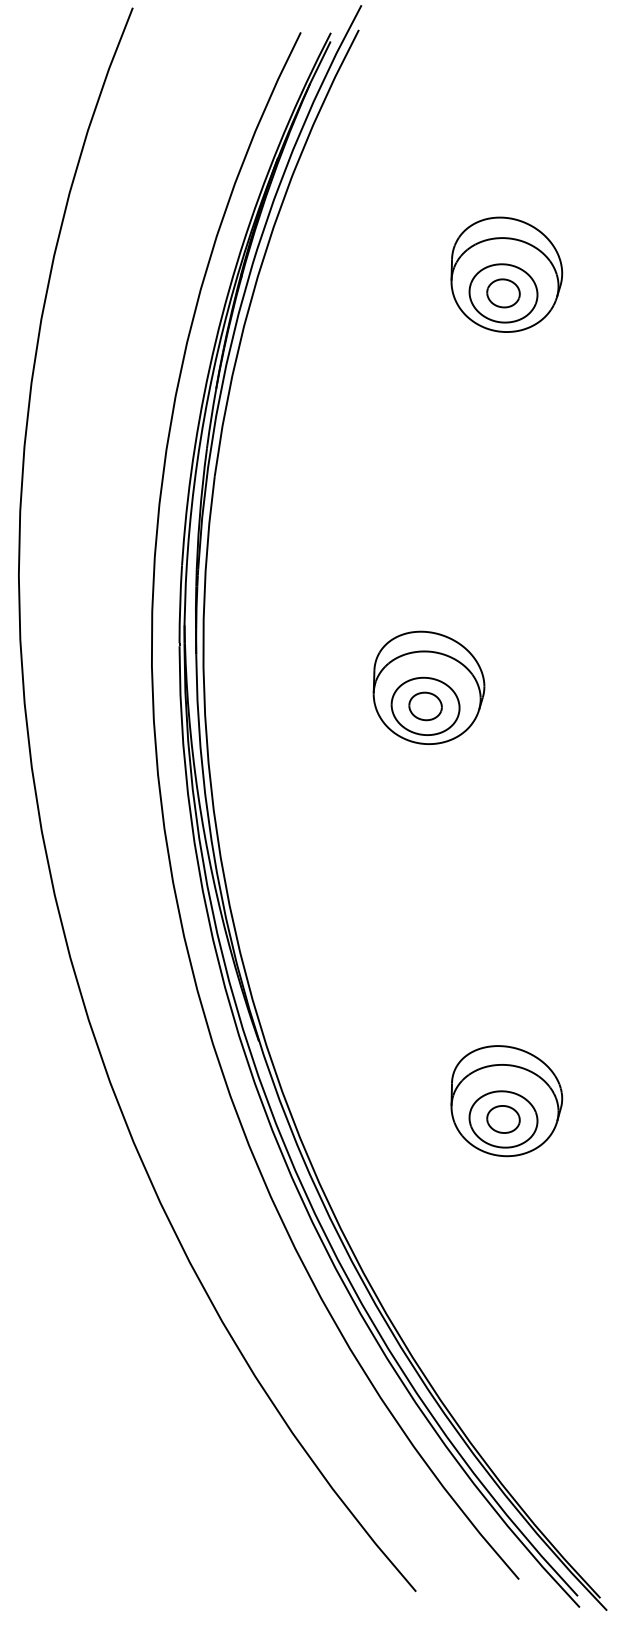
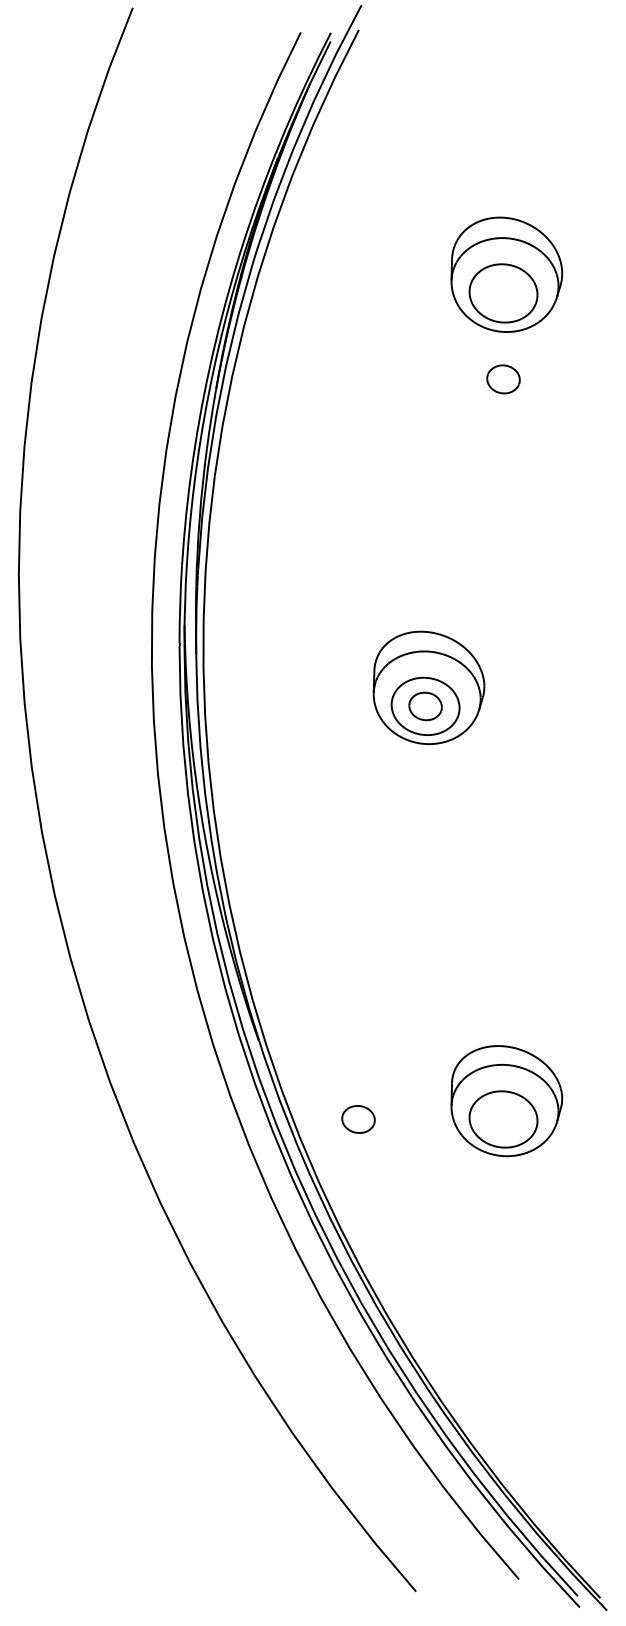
part position: (503, 293) -> (503, 379) (503, 379)
part position: (503, 1119) -> (358, 1119) (358, 1119)
